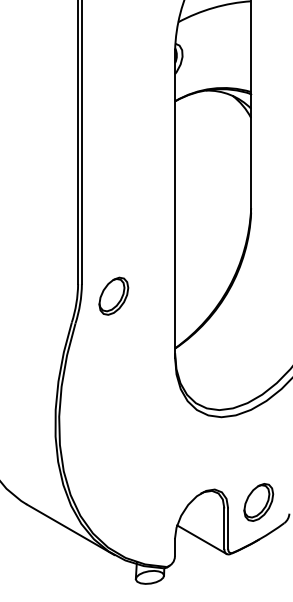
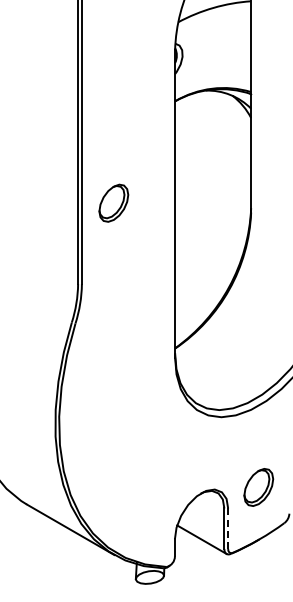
part position: (113, 295) -> (113, 202) (113, 202)
part position: (258, 502) -> (258, 487) (258, 487)
line: solid -> dashed (228, 529)
